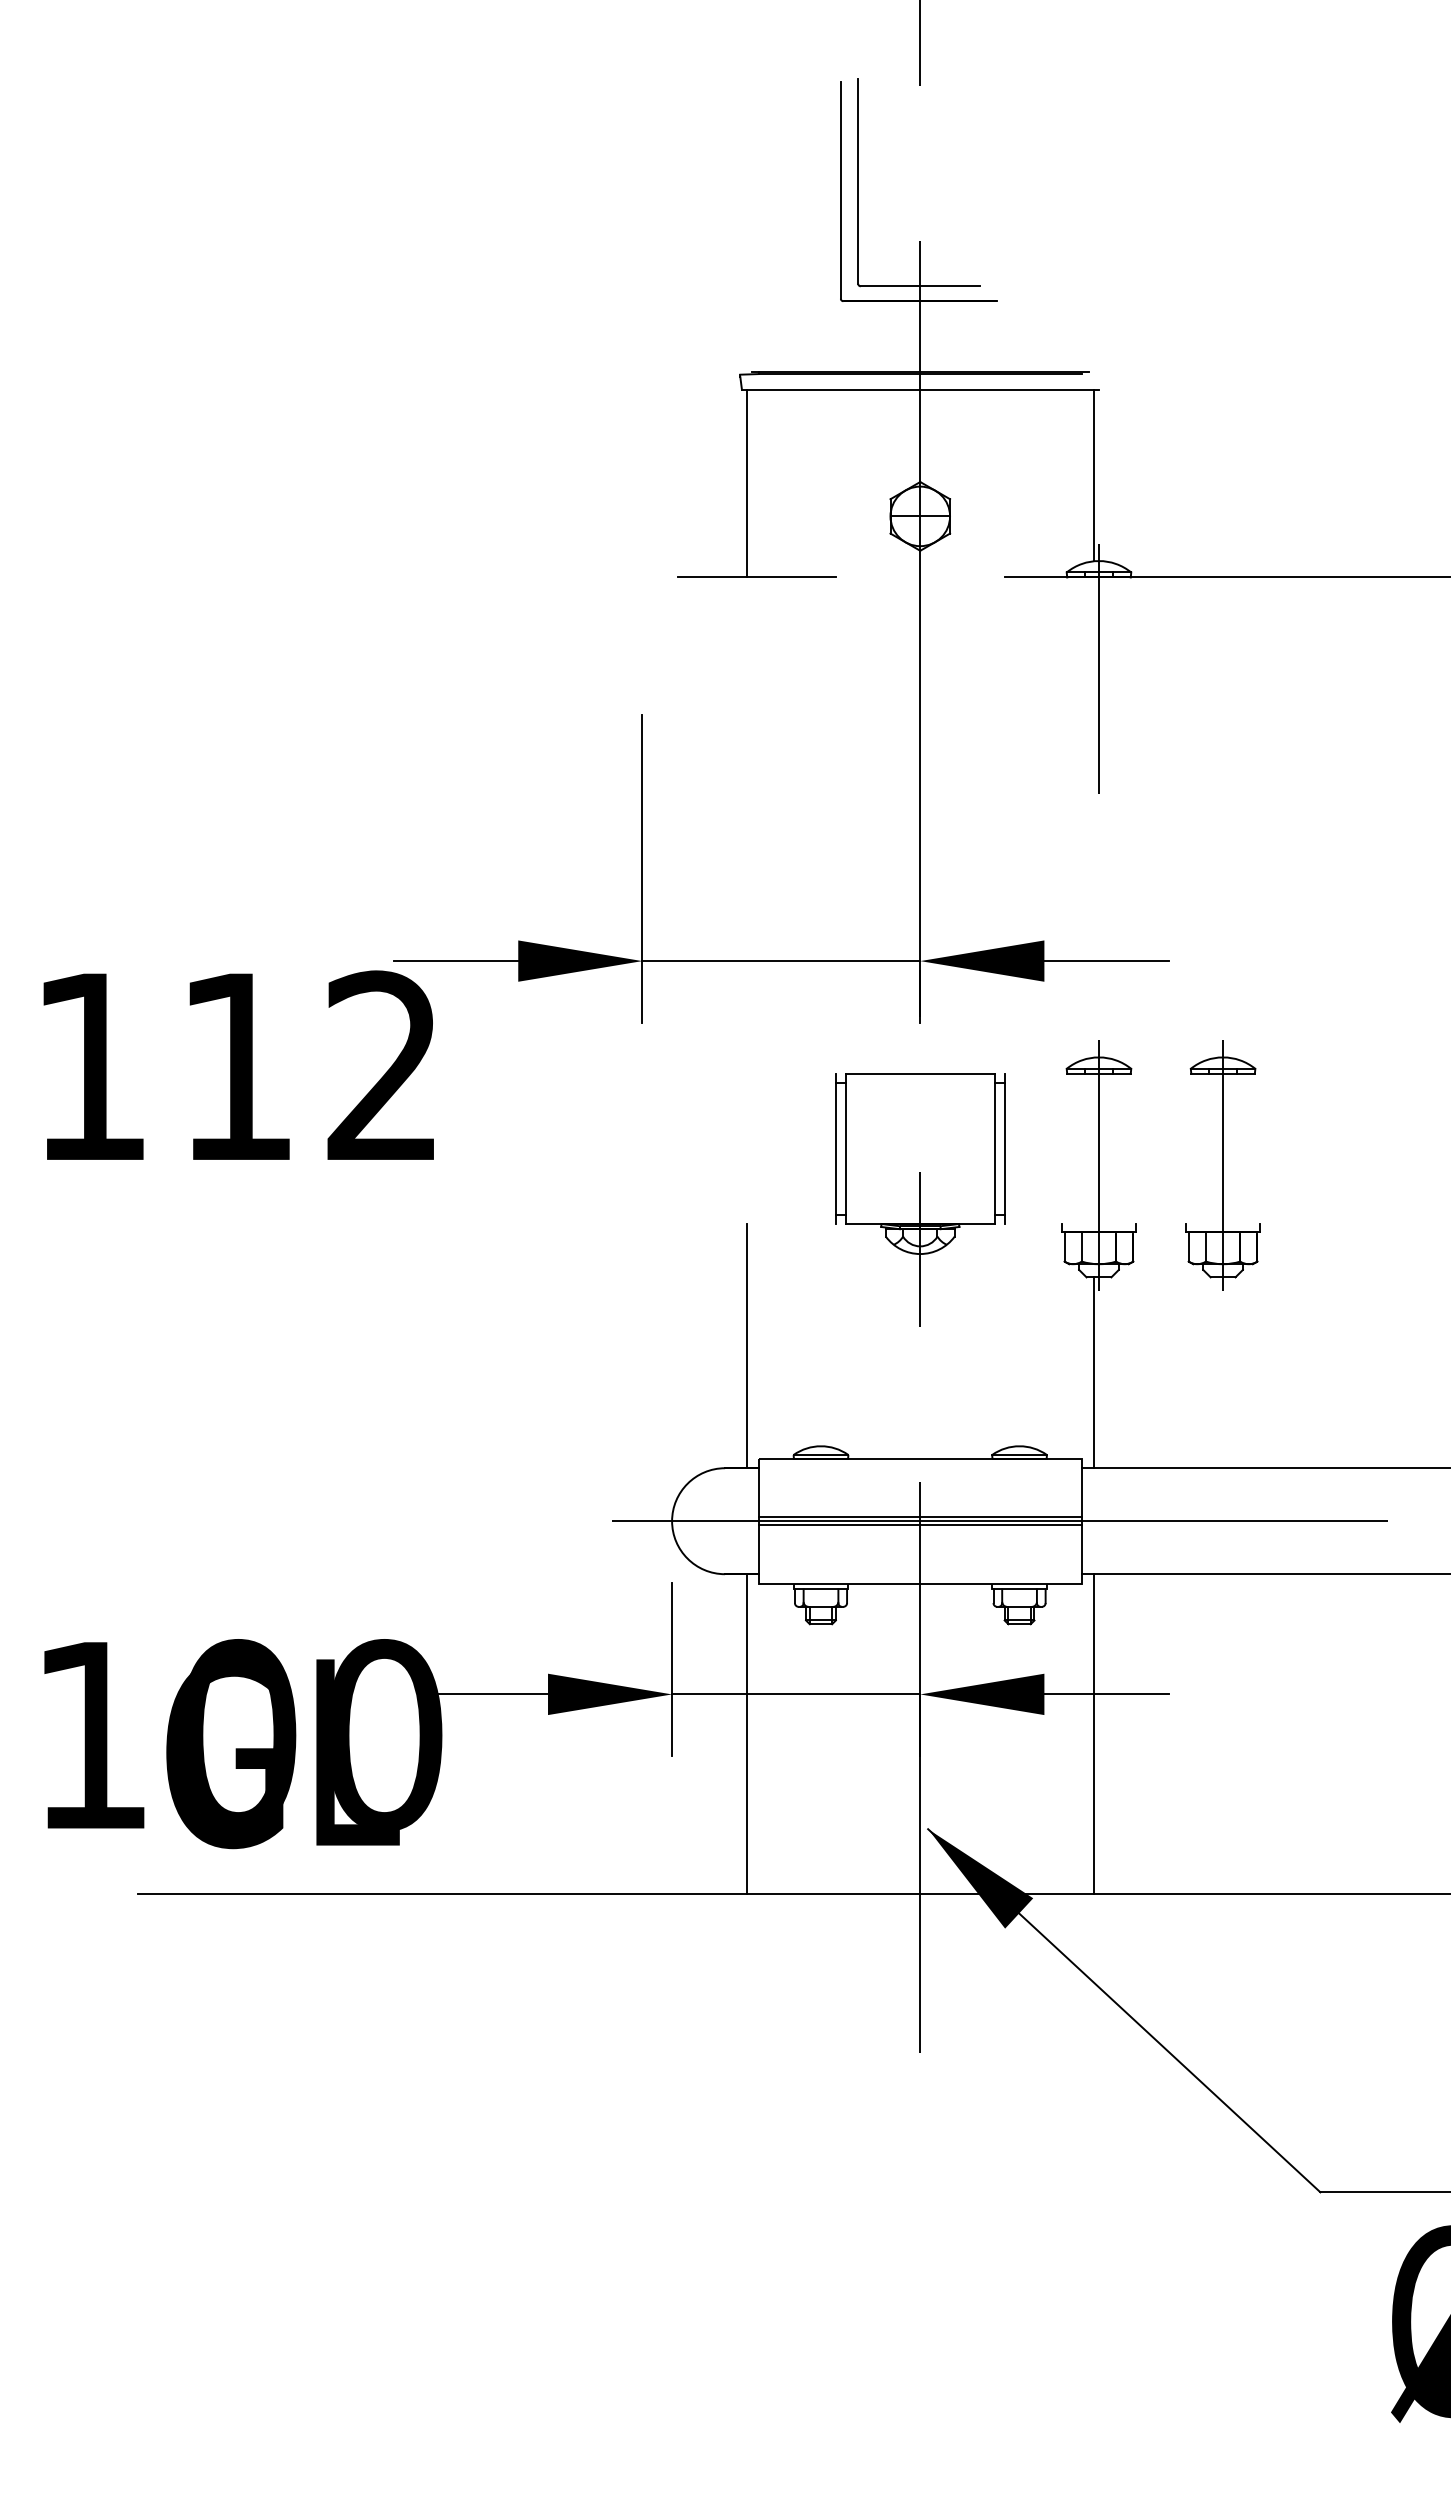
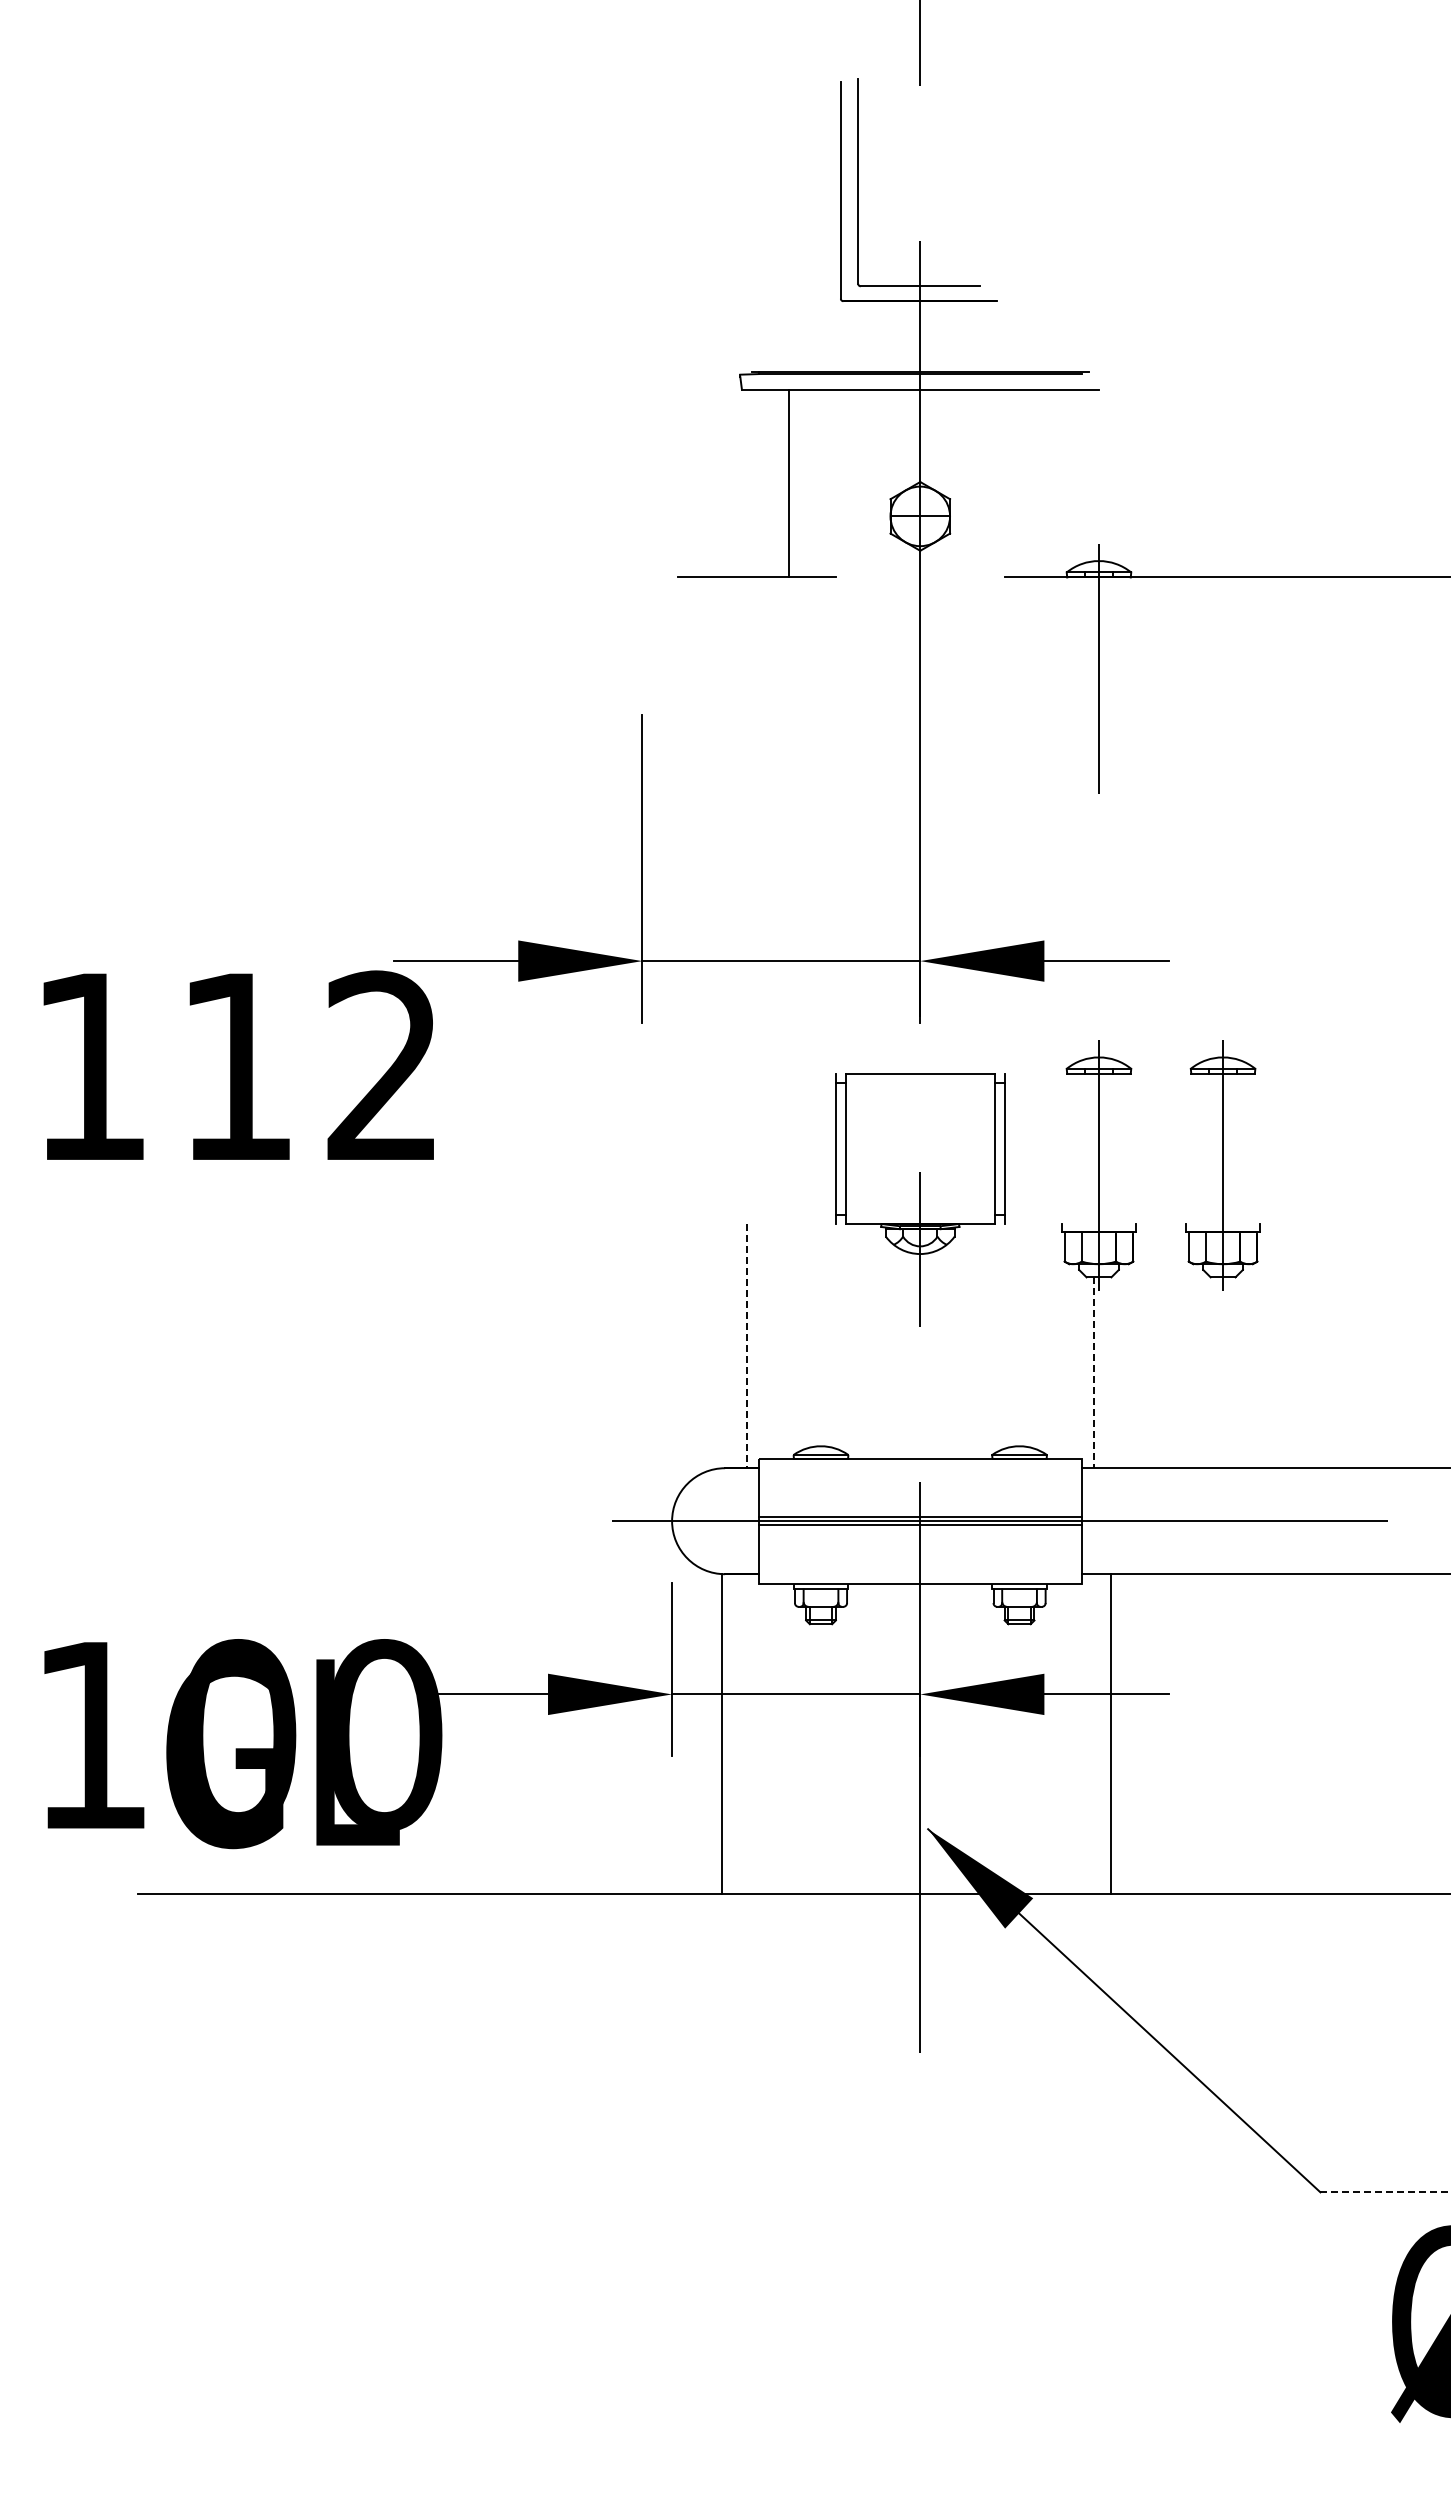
line: present -> none (1093, 475)
line position: (746, 483) -> (788, 483) (788, 483)
line: solid -> dashed (746, 1346)
line: solid -> dashed (1093, 1373)
line position: (746, 1733) -> (721, 1733) (721, 1733)
line position: (1093, 1733) -> (1110, 1733) (1110, 1733)
line: solid -> dashed (1385, 2192)
